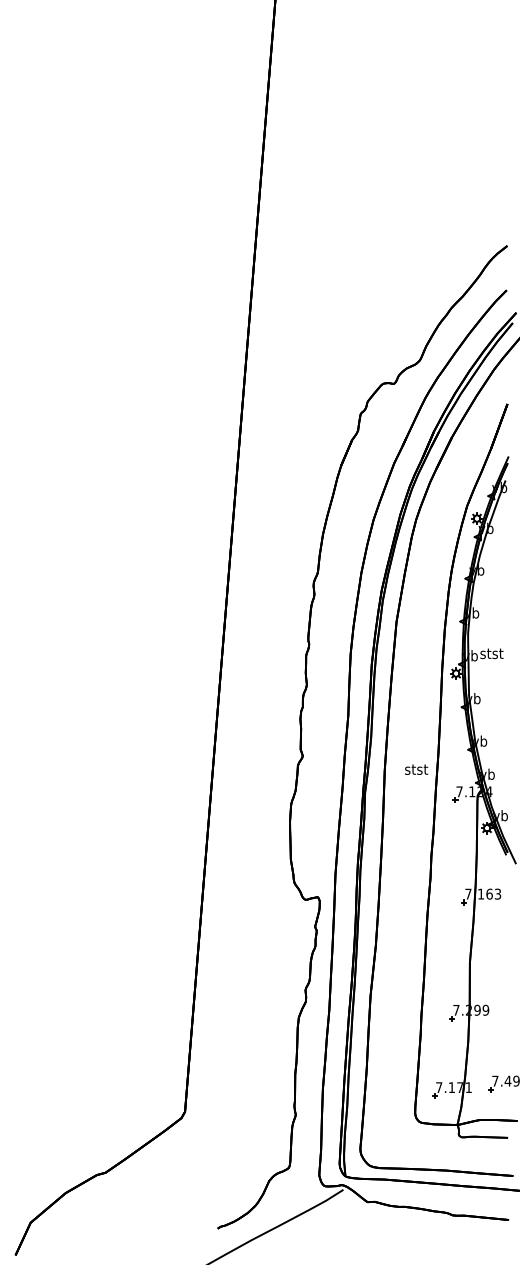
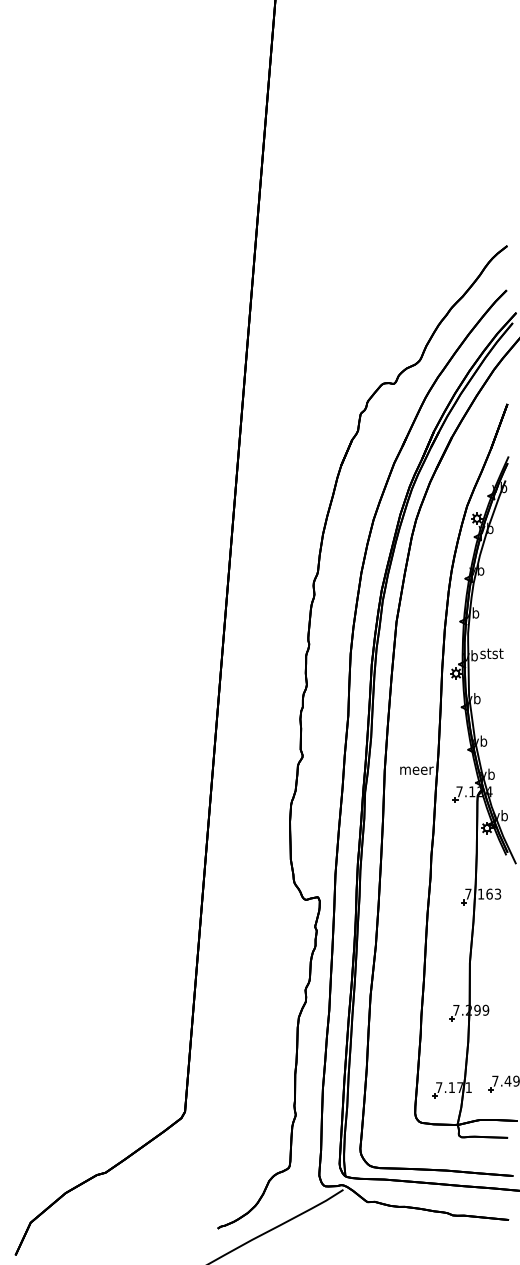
text: stst -> meer (416, 769)
